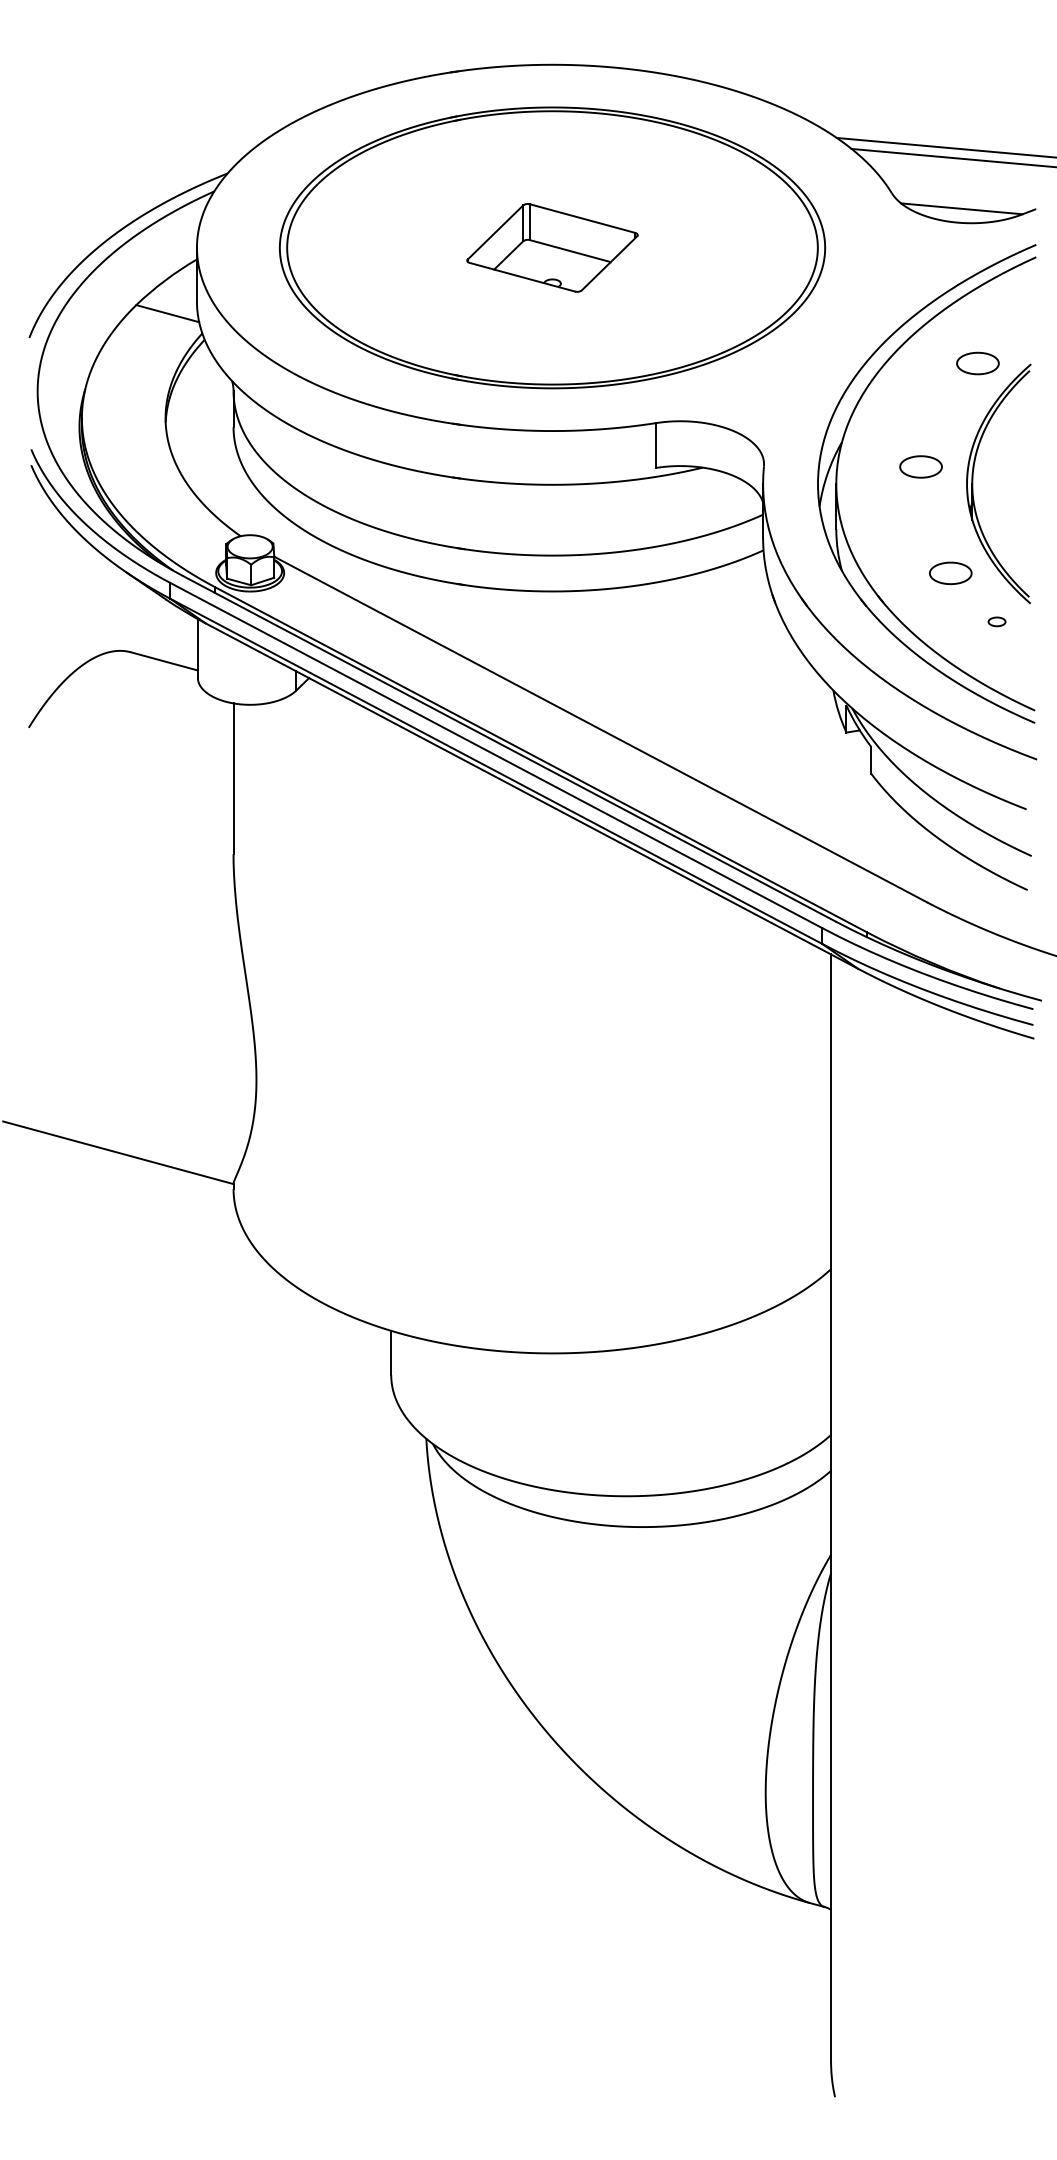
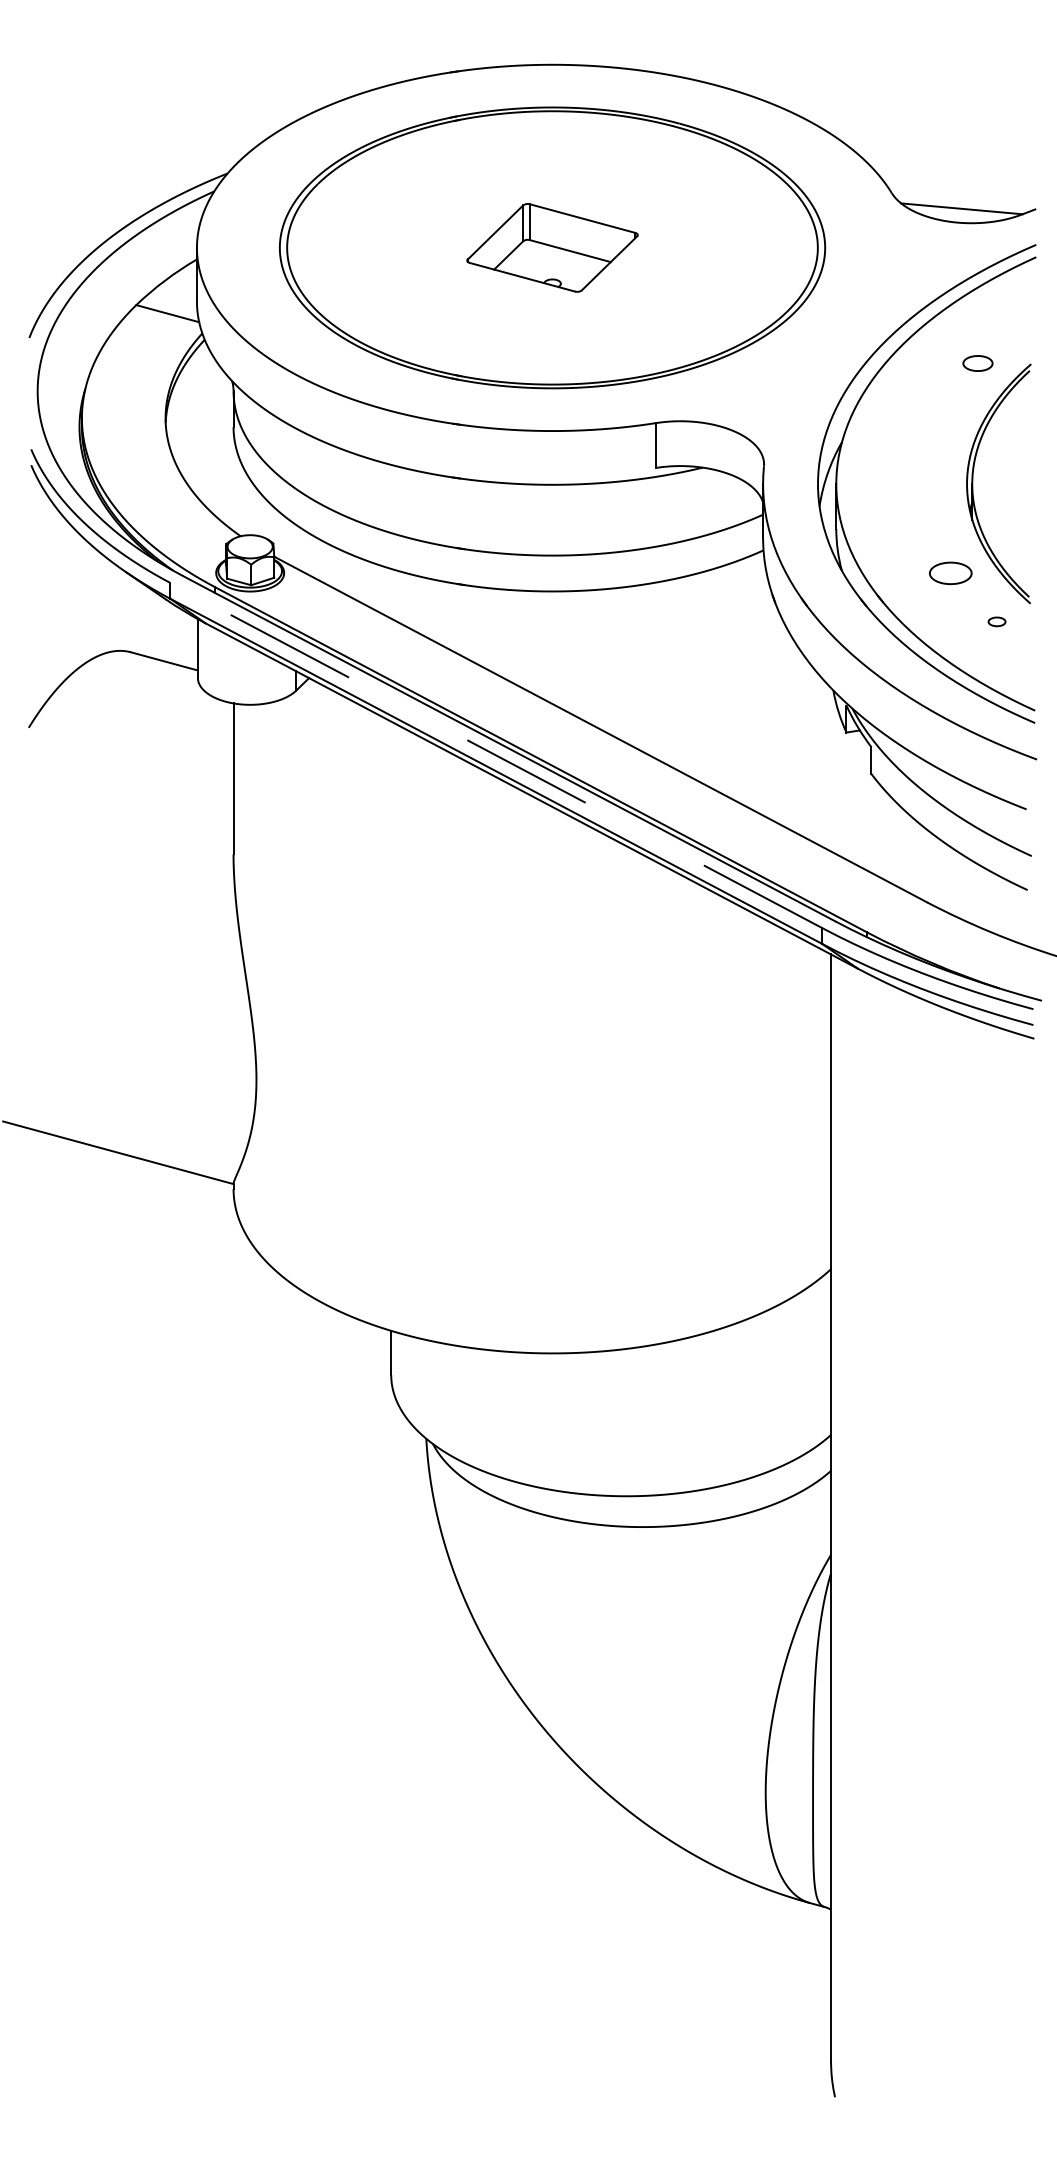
line: present -> none (944, 147)
line: present -> none (952, 157)
part size: 44x25 px -> 32x17 px (977, 363)
part: present -> none (920, 466)
line: solid -> dashed (496, 755)
